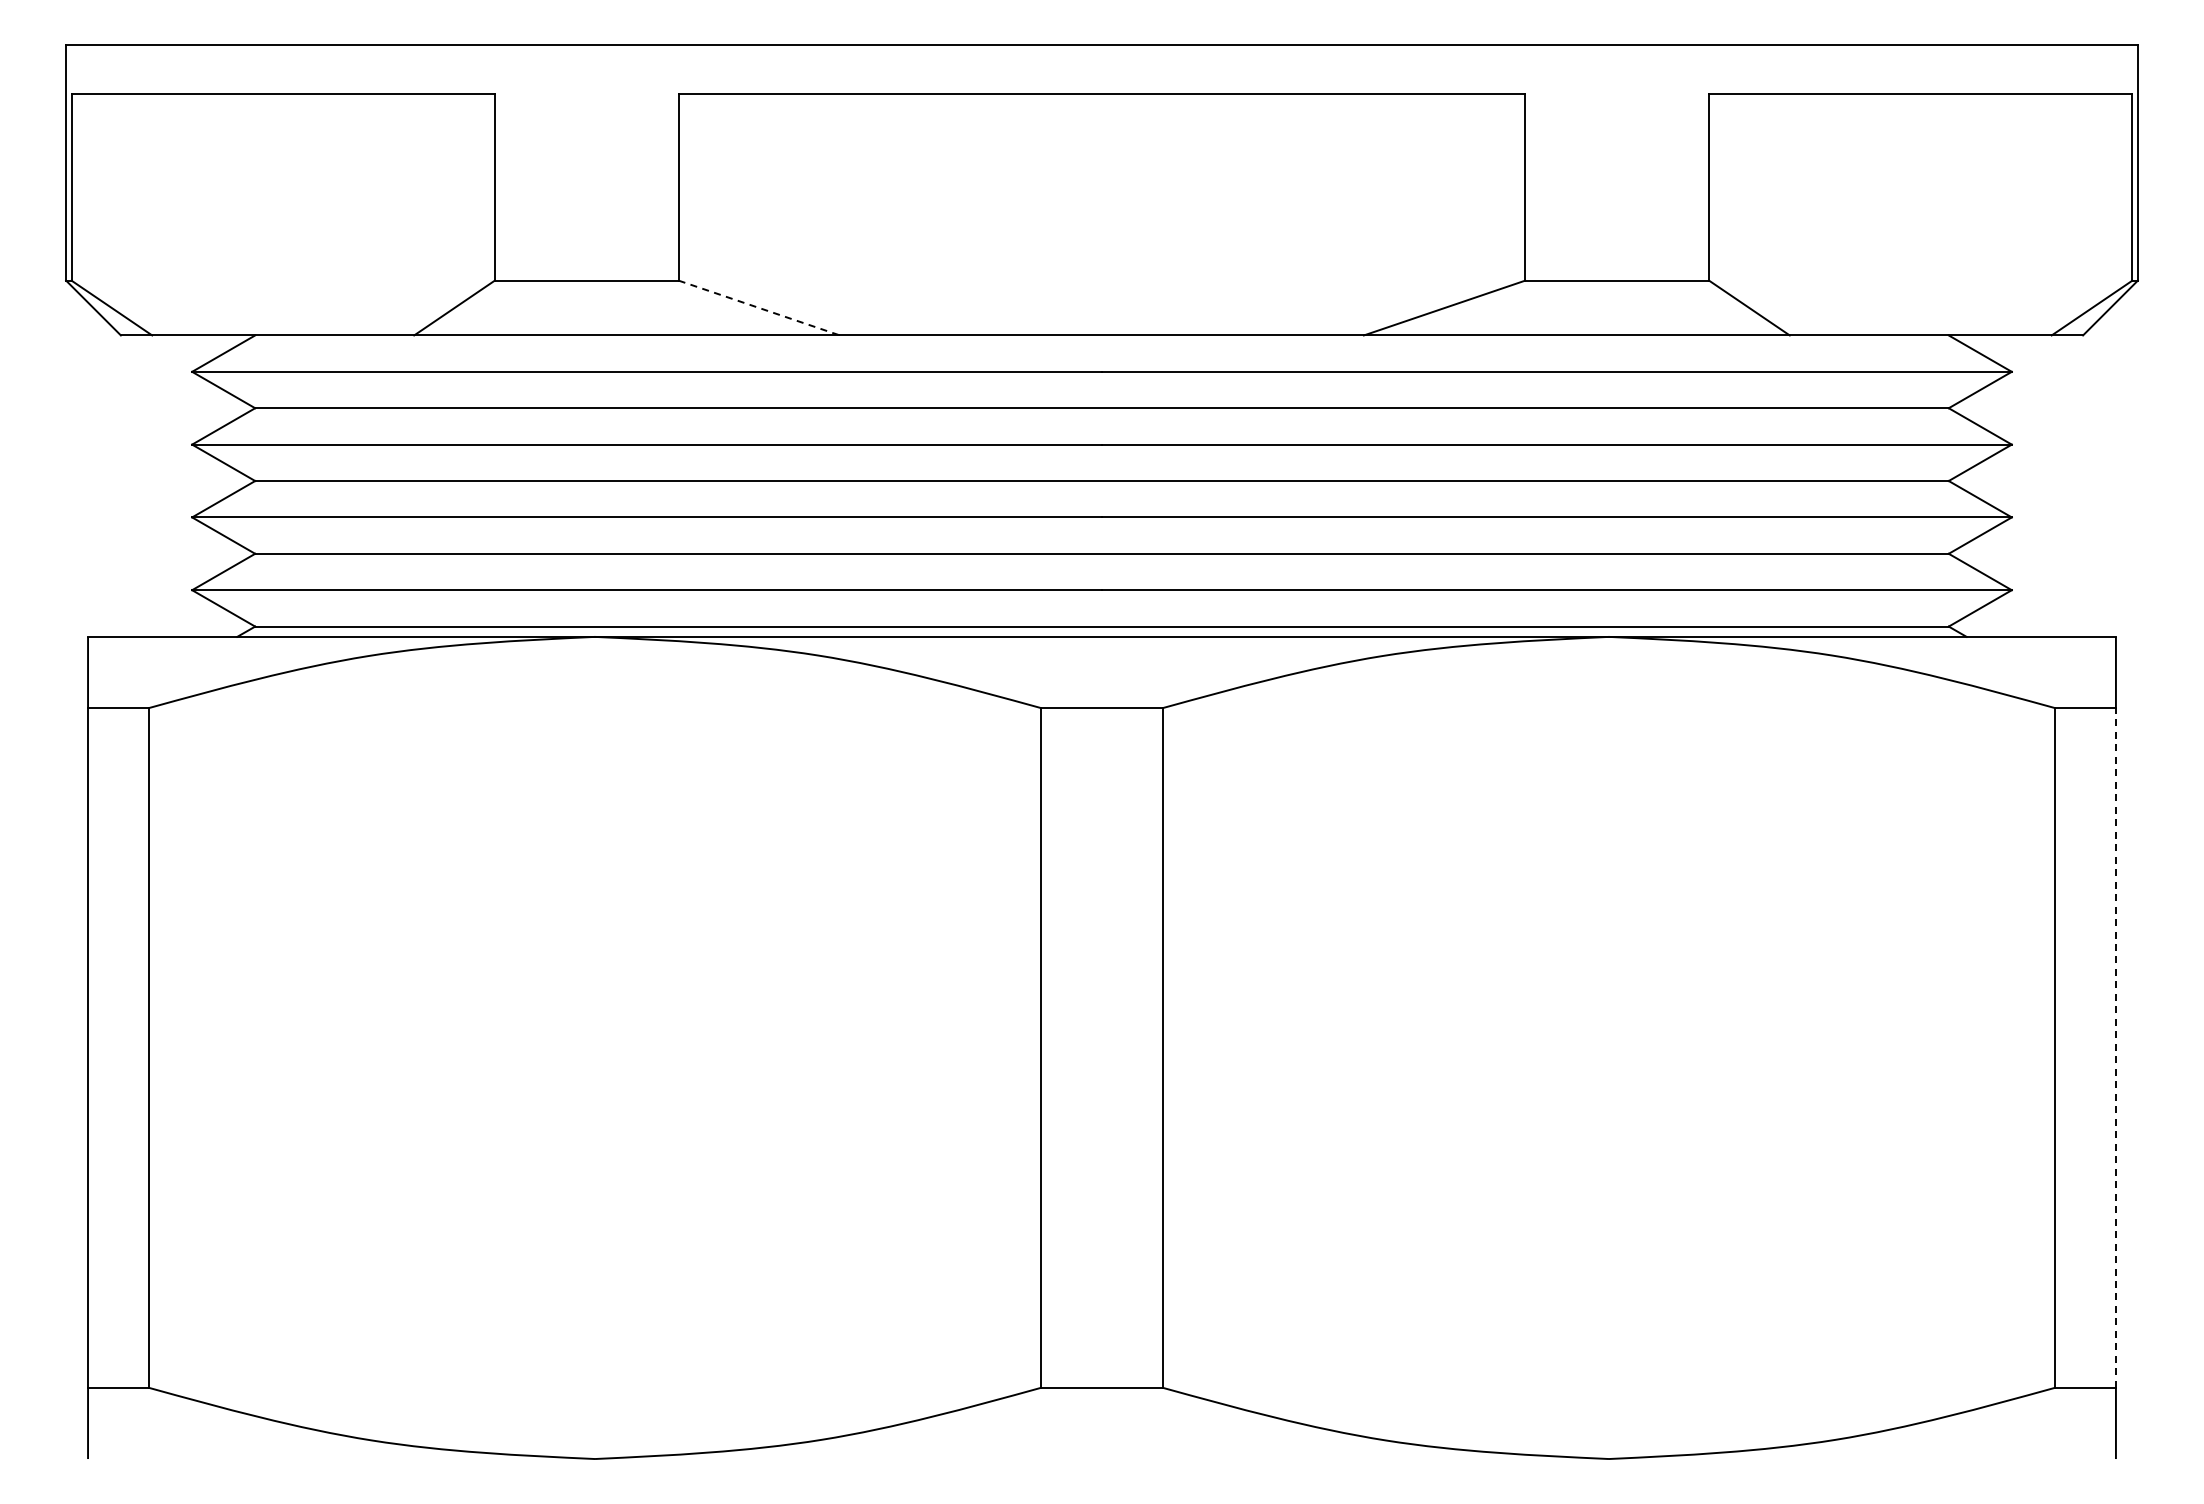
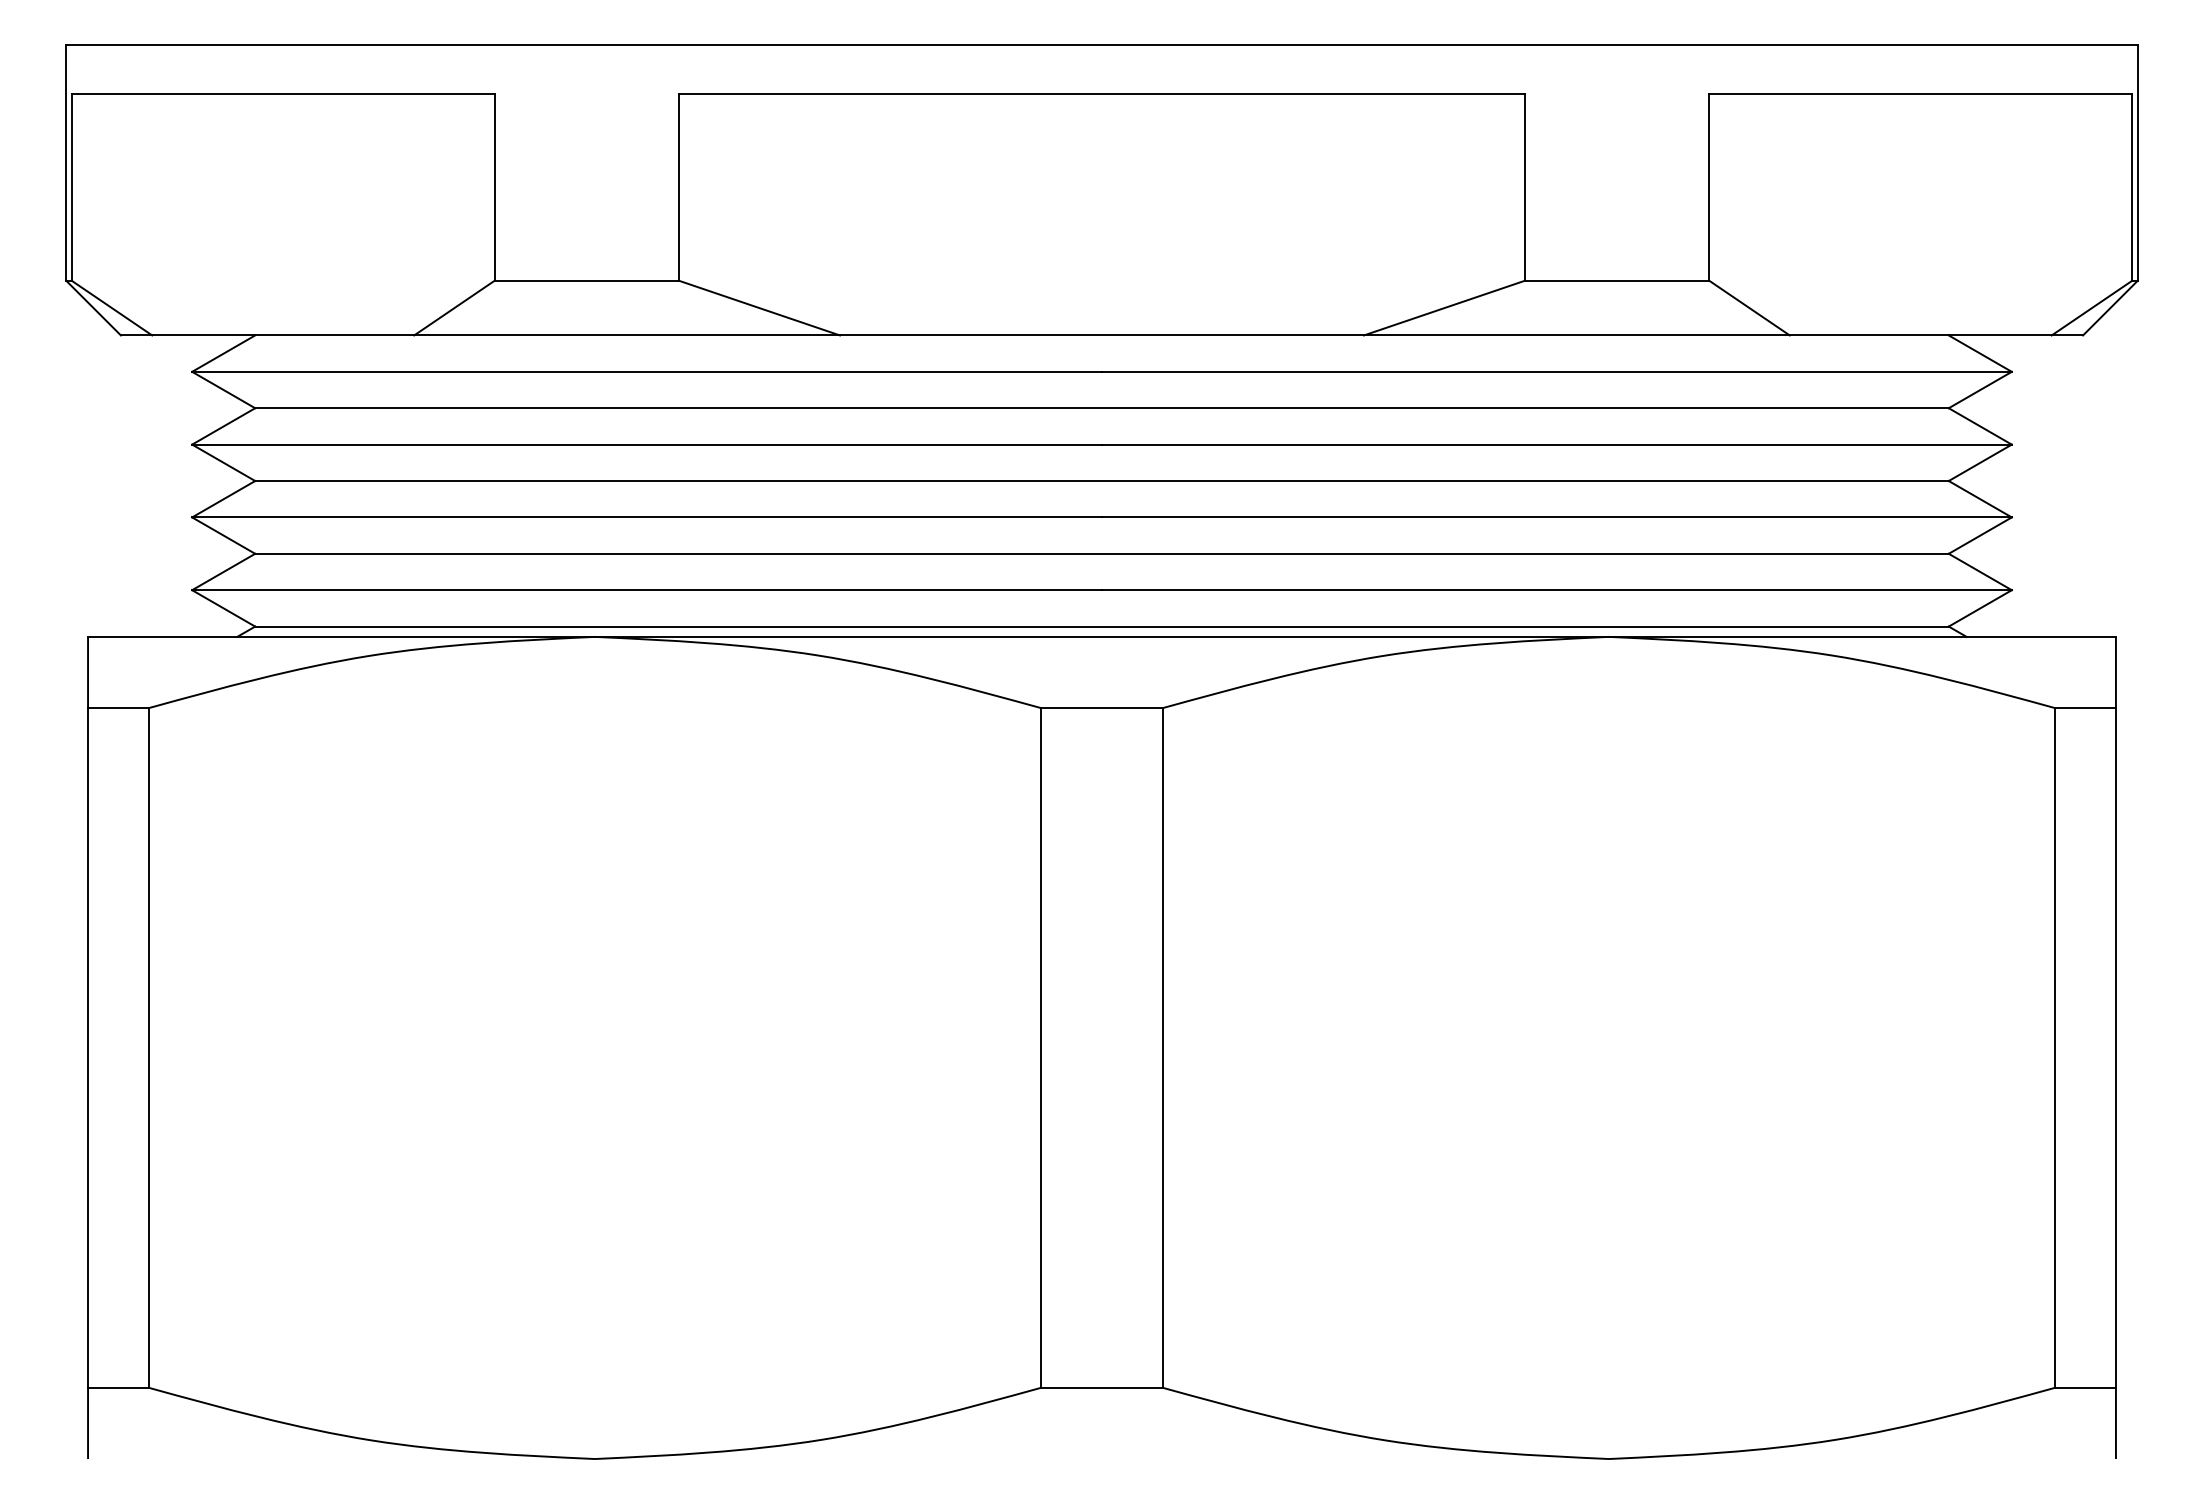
line: dashed -> solid (759, 308)
line: dashed -> solid (2115, 1047)
